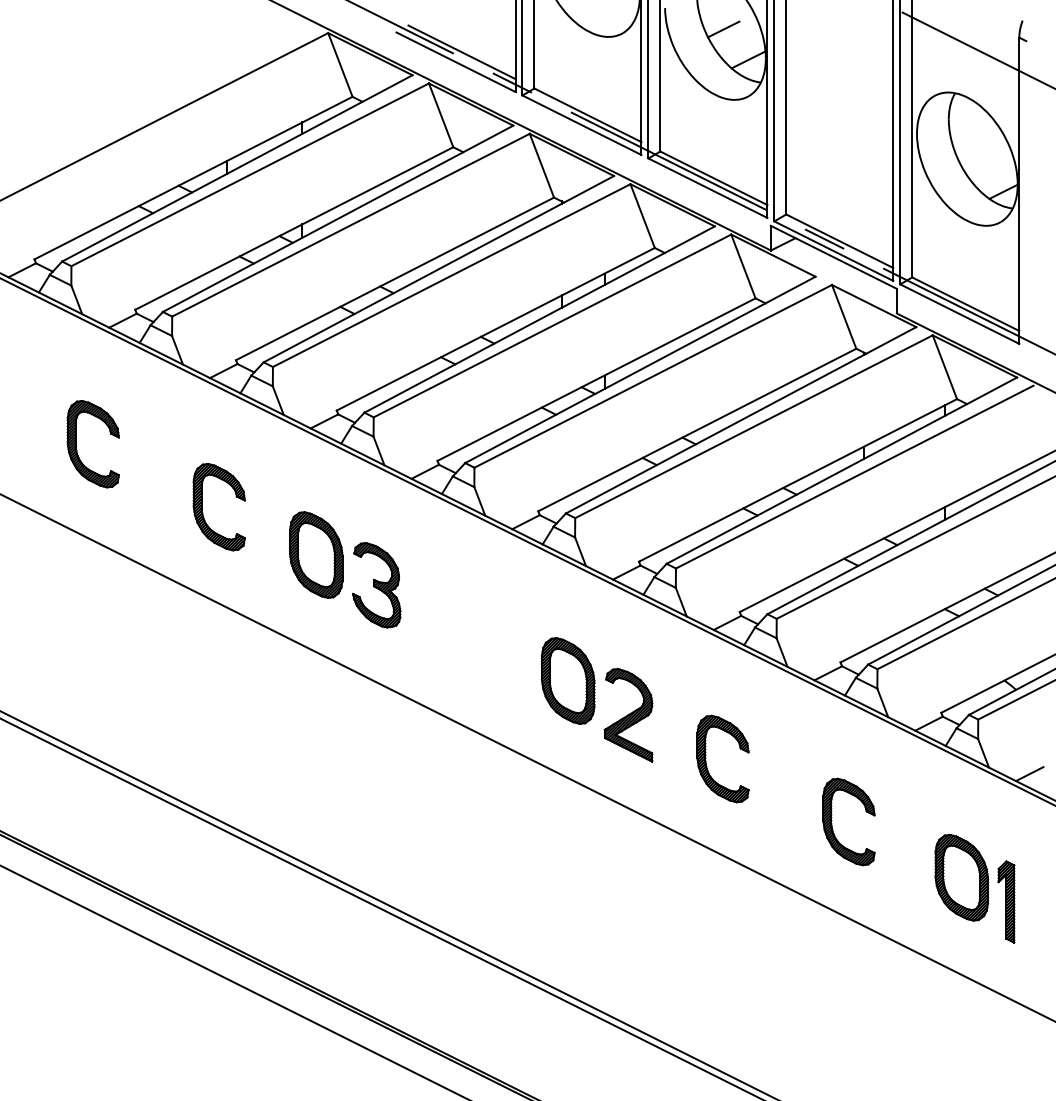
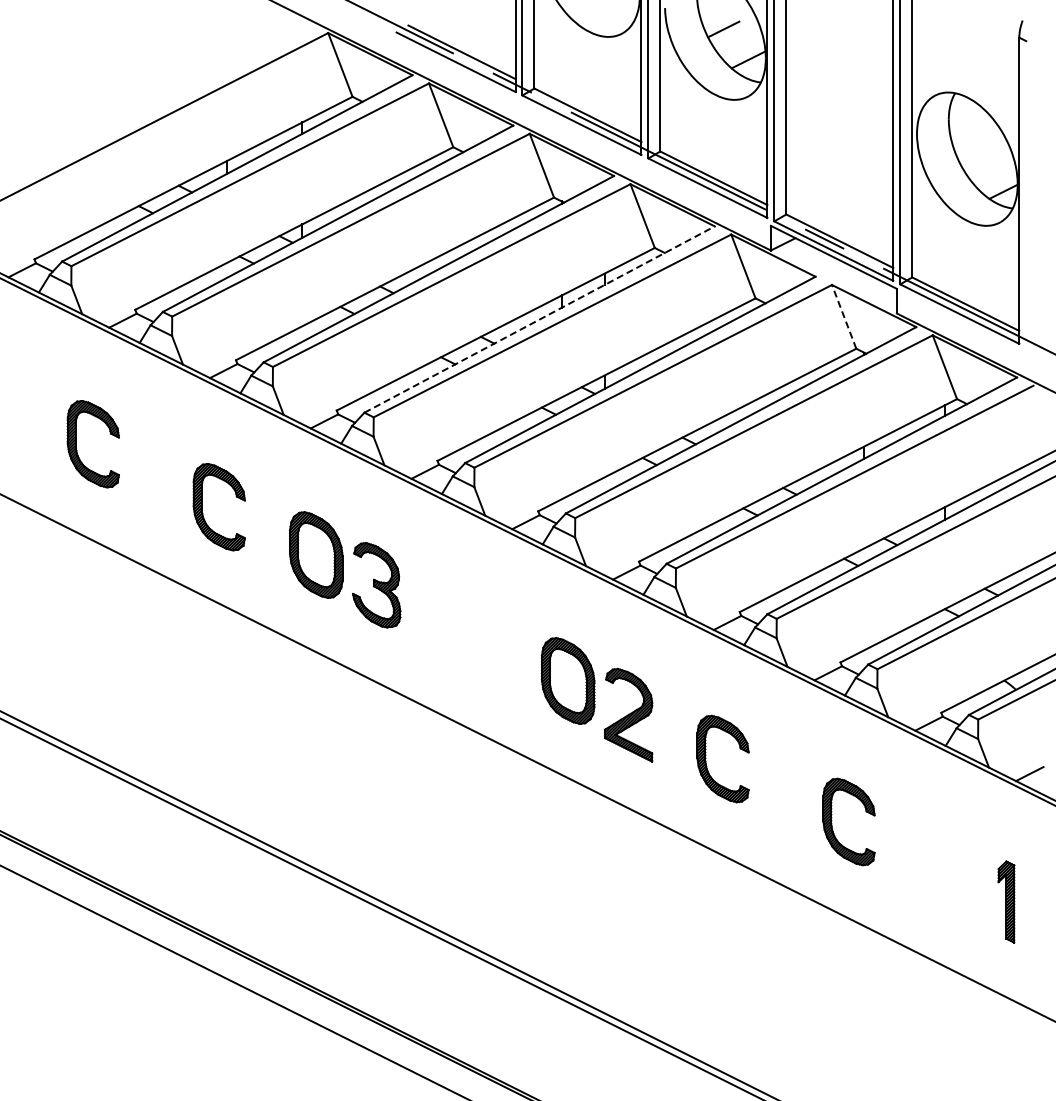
line: present -> none (967, 44)
line: solid -> dashed (843, 316)
line: solid -> dashed (540, 319)
part: present -> none (961, 877)
